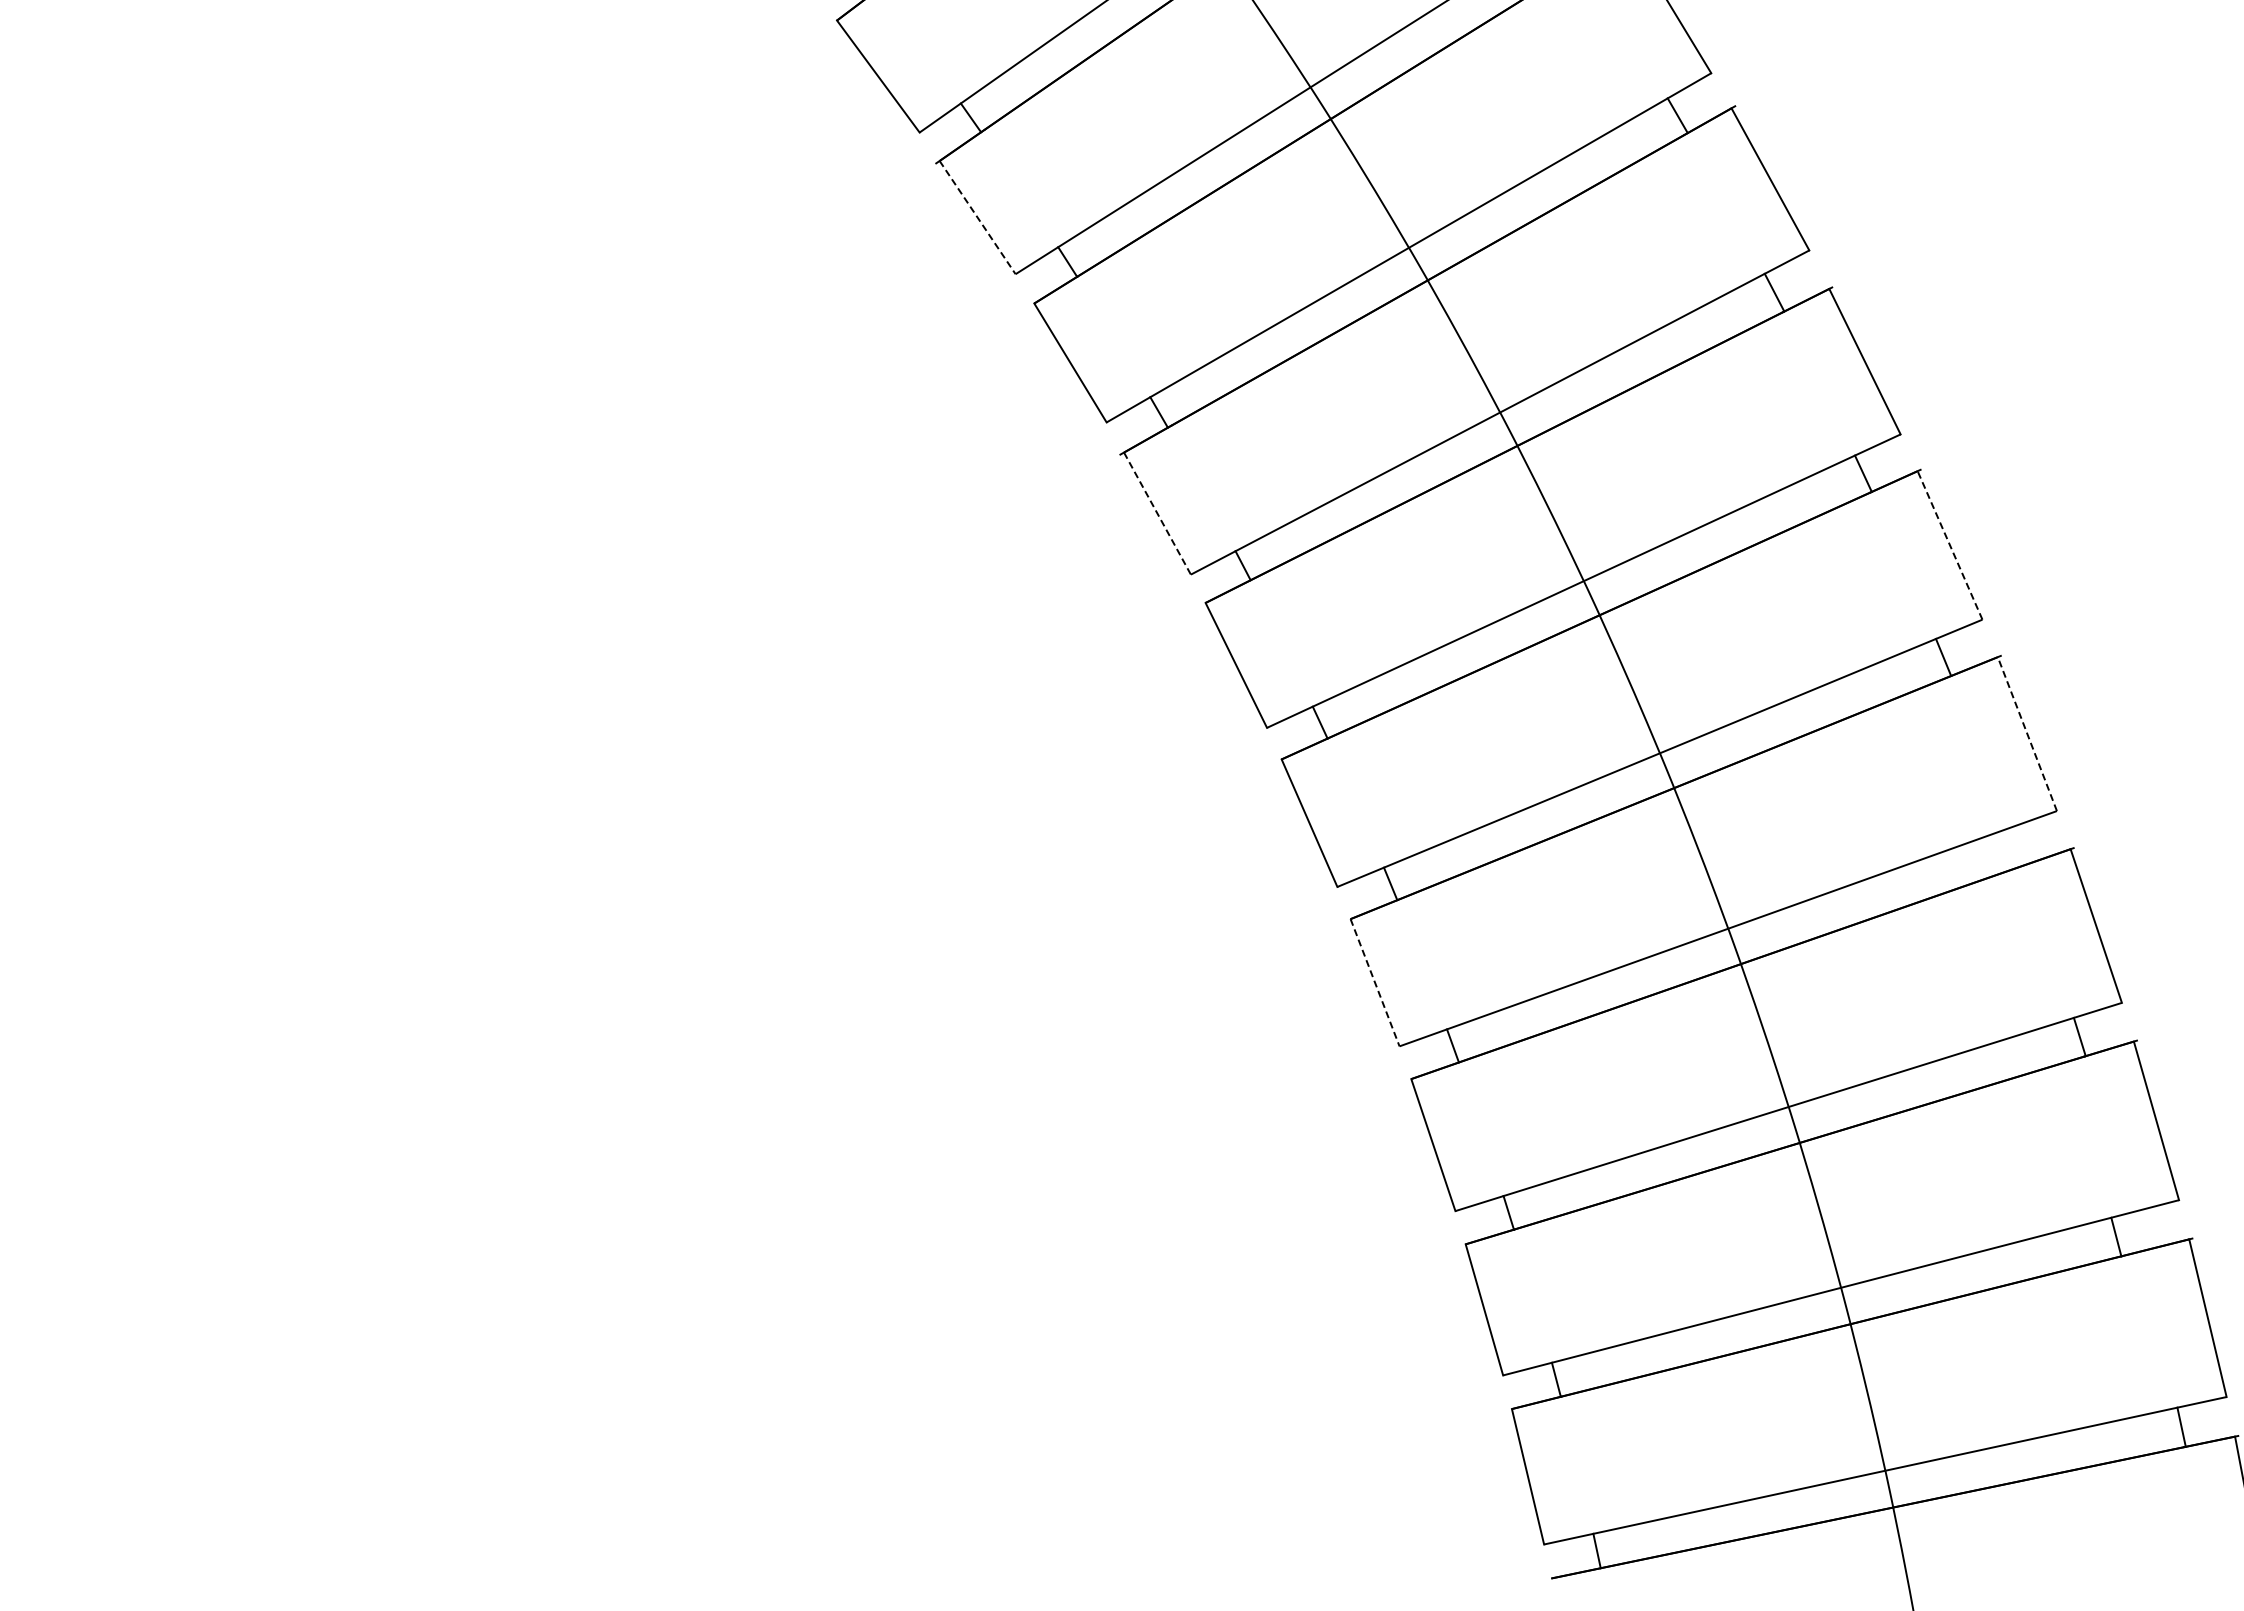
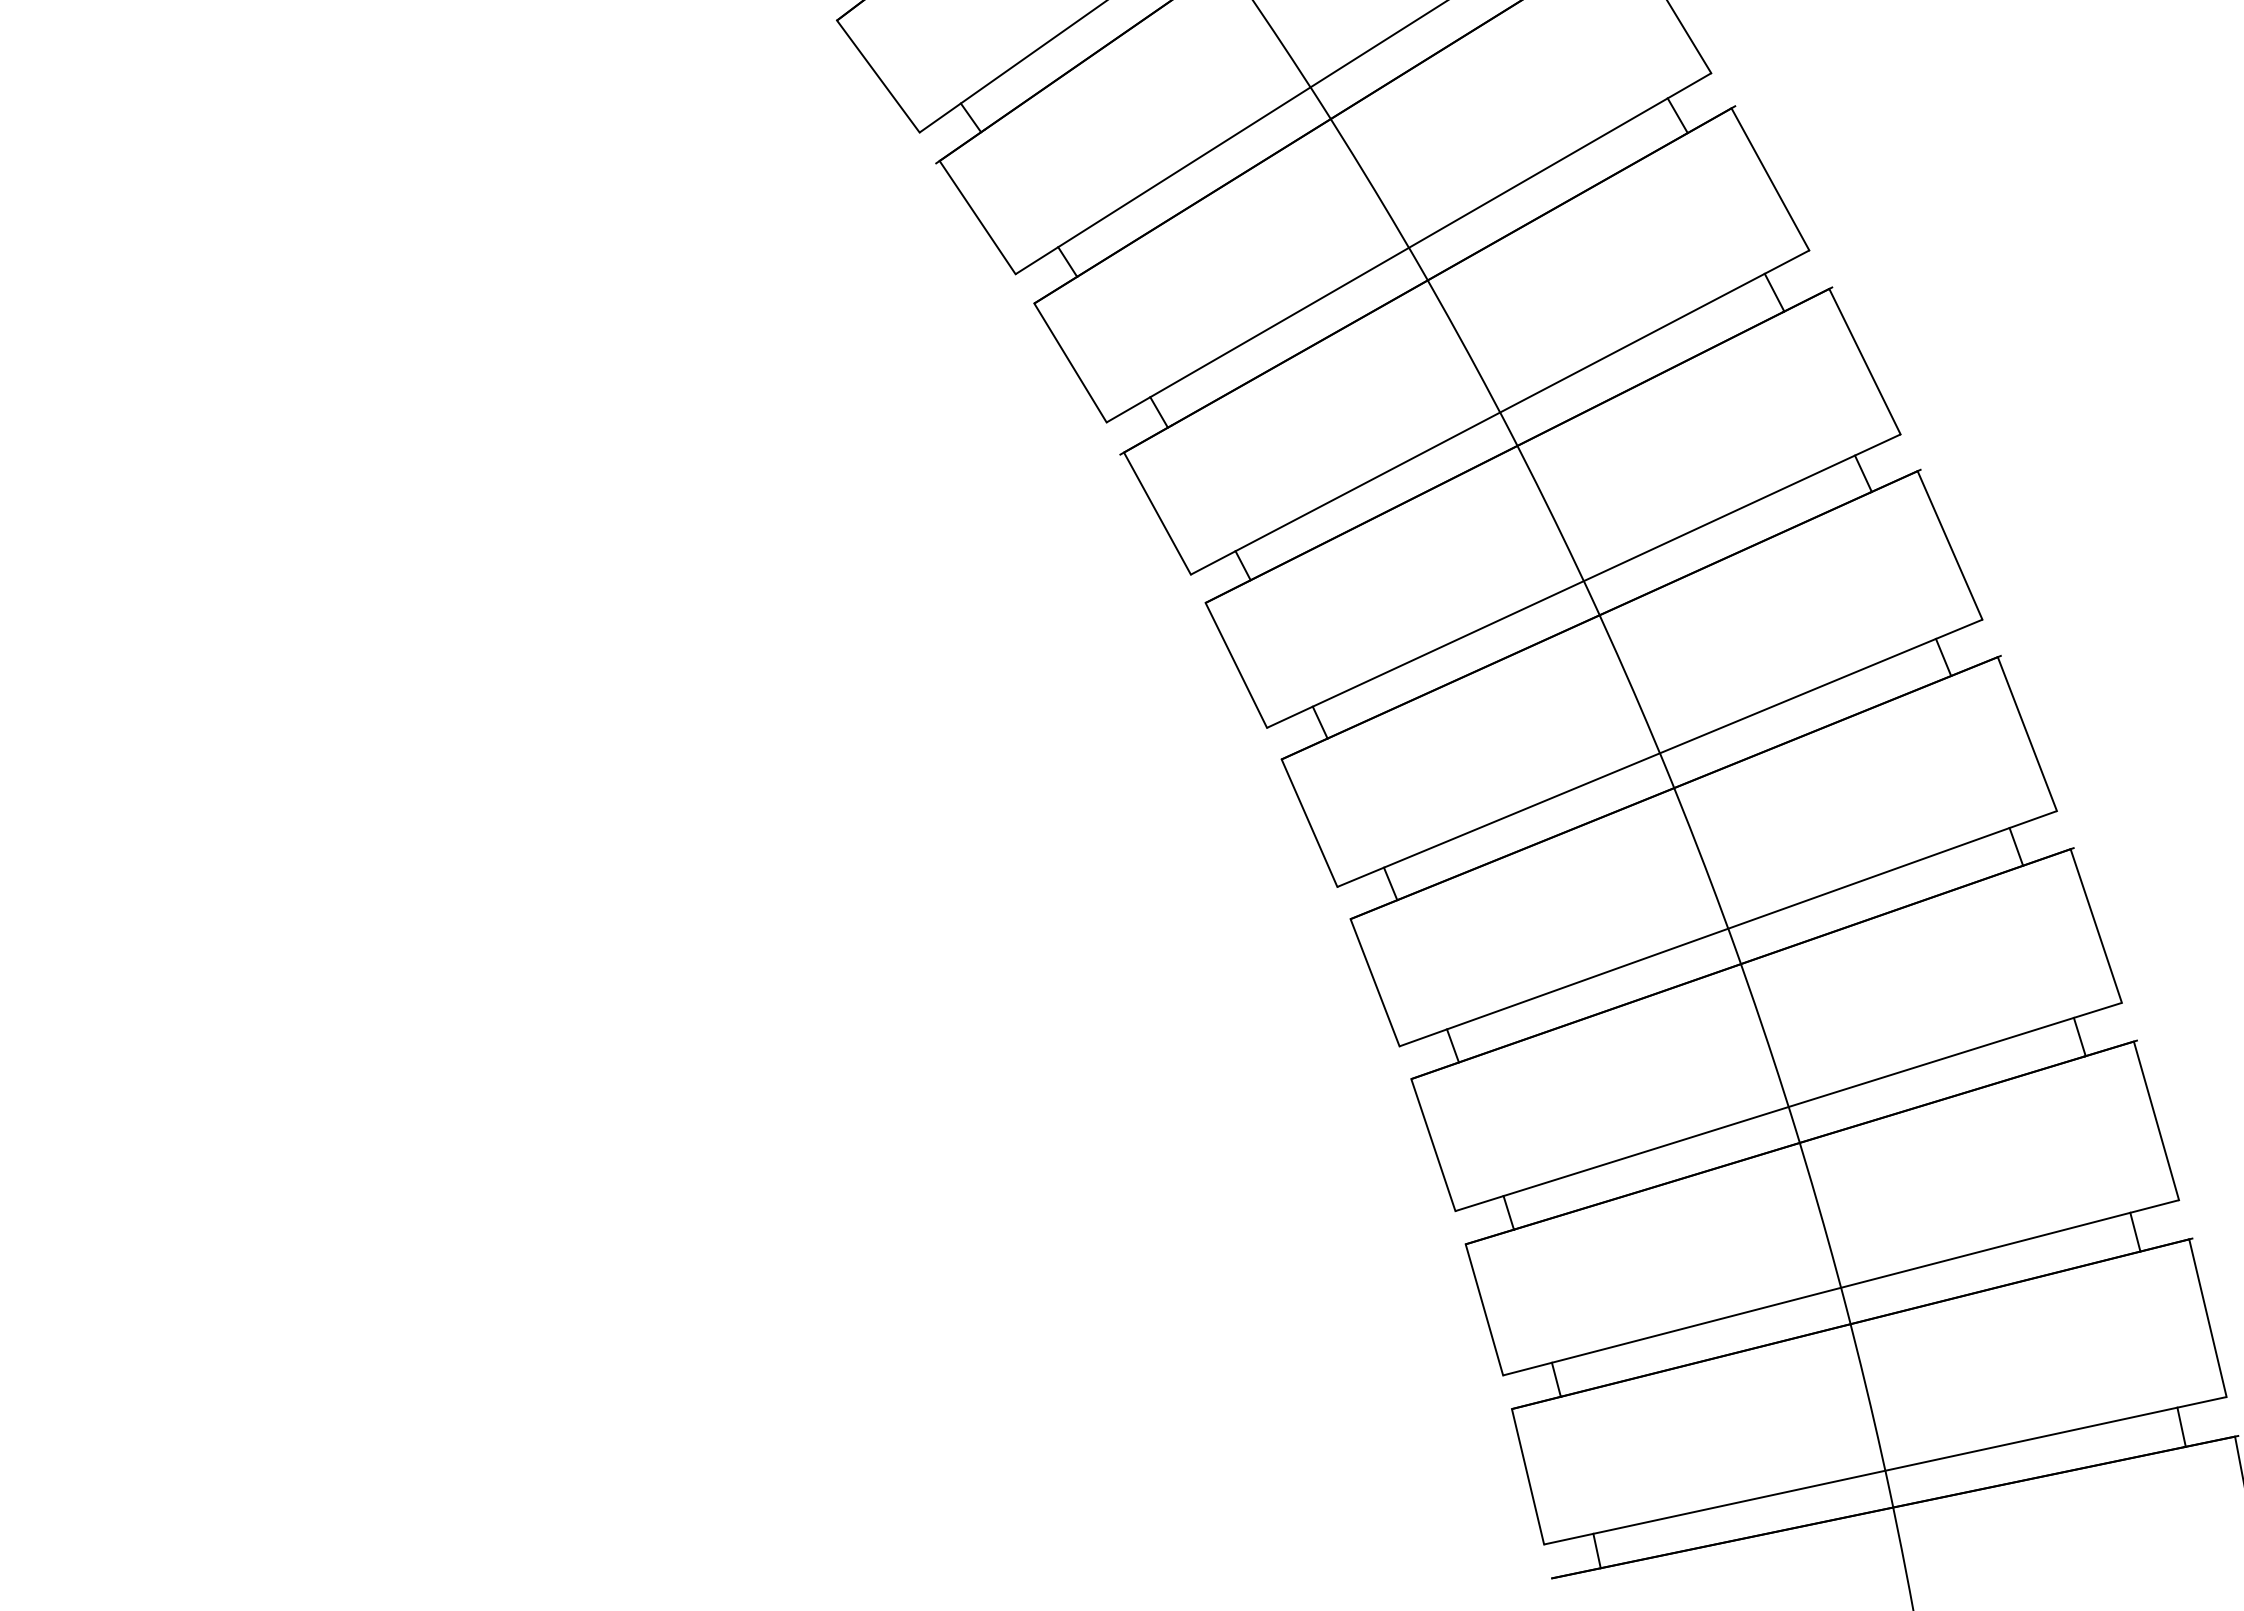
line: dashed -> solid (977, 218)
line: dashed -> solid (1157, 513)
line: dashed -> solid (1949, 544)
line: dashed -> solid (2027, 733)
line: none -> present (2016, 846)
line: dashed -> solid (1375, 983)
line position: (2116, 1236) -> (2135, 1231) (2135, 1231)
